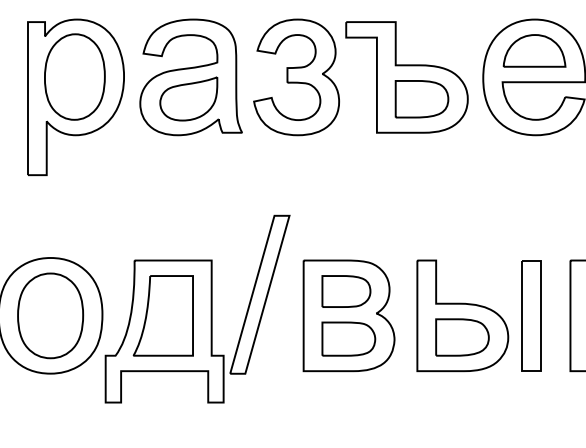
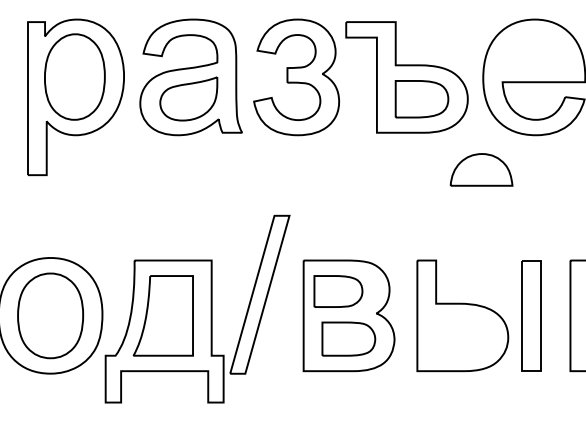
part position: (534, 50) -> (481, 169) (481, 169)
part position: (346, 291) -> (338, 291) (338, 291)
part: present -> none (462, 337)
